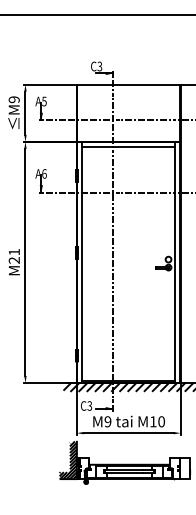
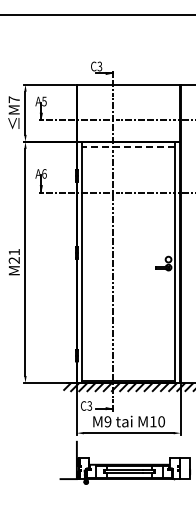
text: M9 -> M7 (13, 99)
line: solid -> dashed (128, 146)
hatch: present -> none (67, 460)
